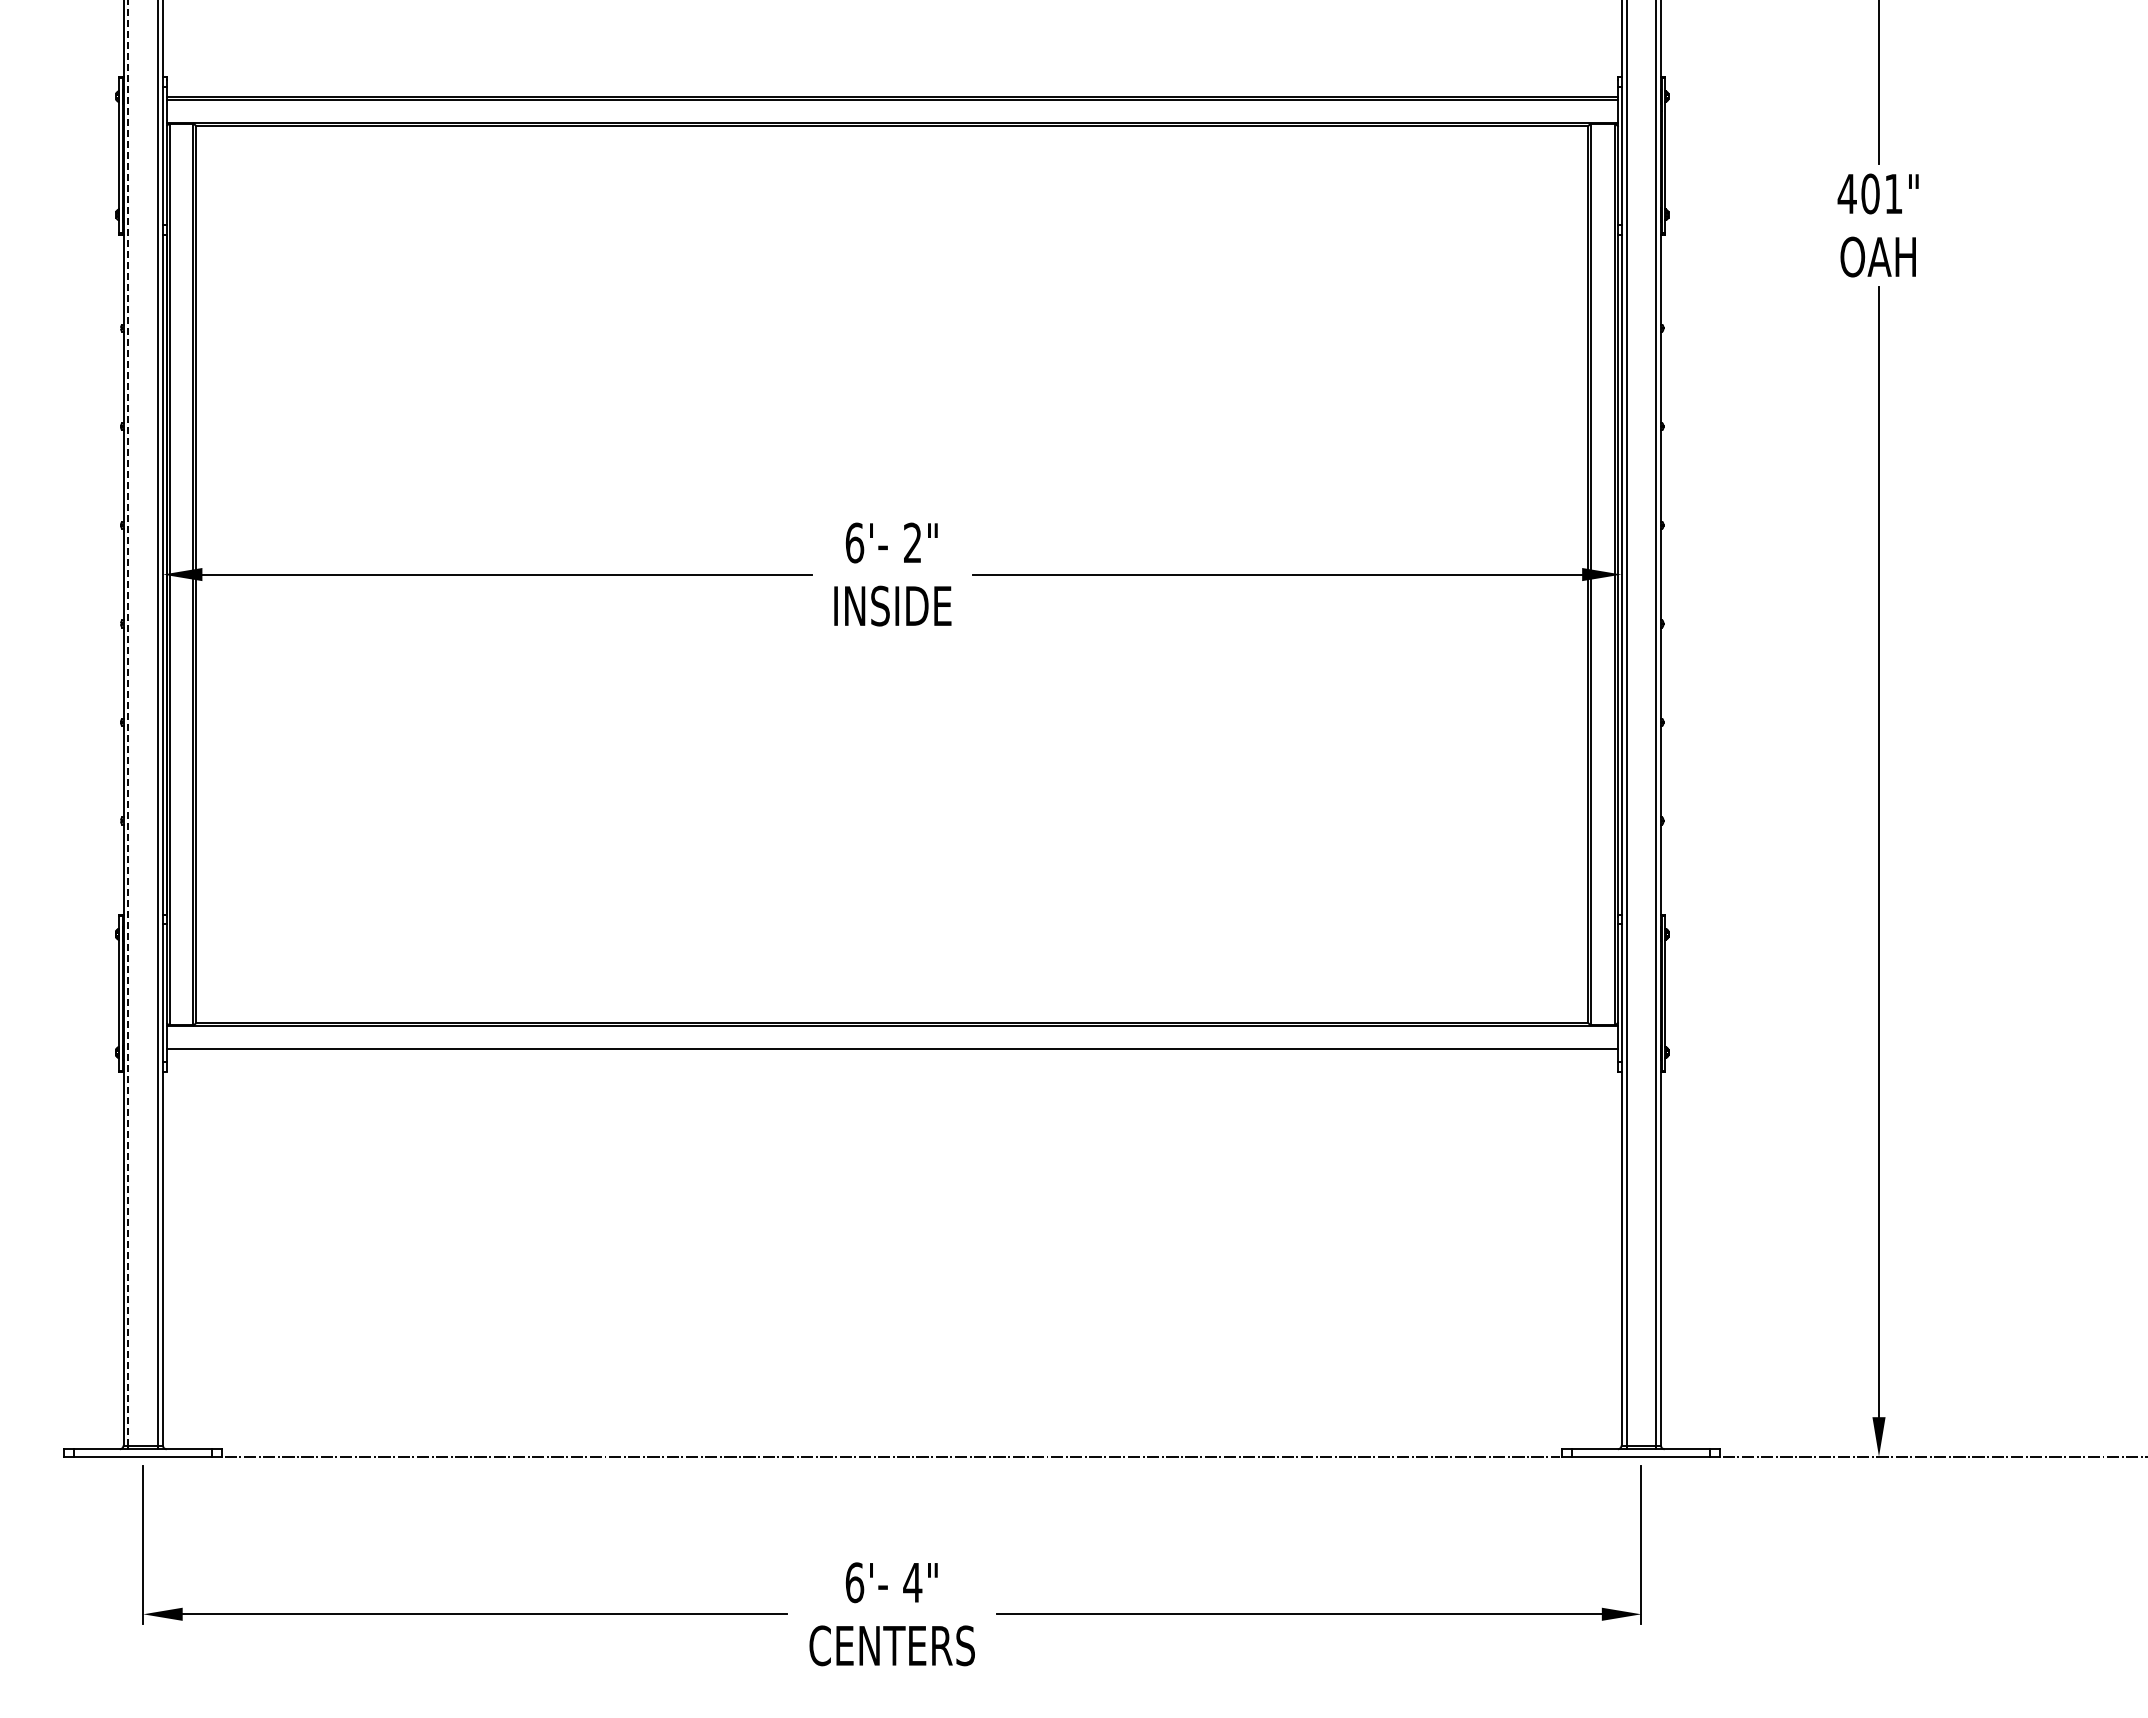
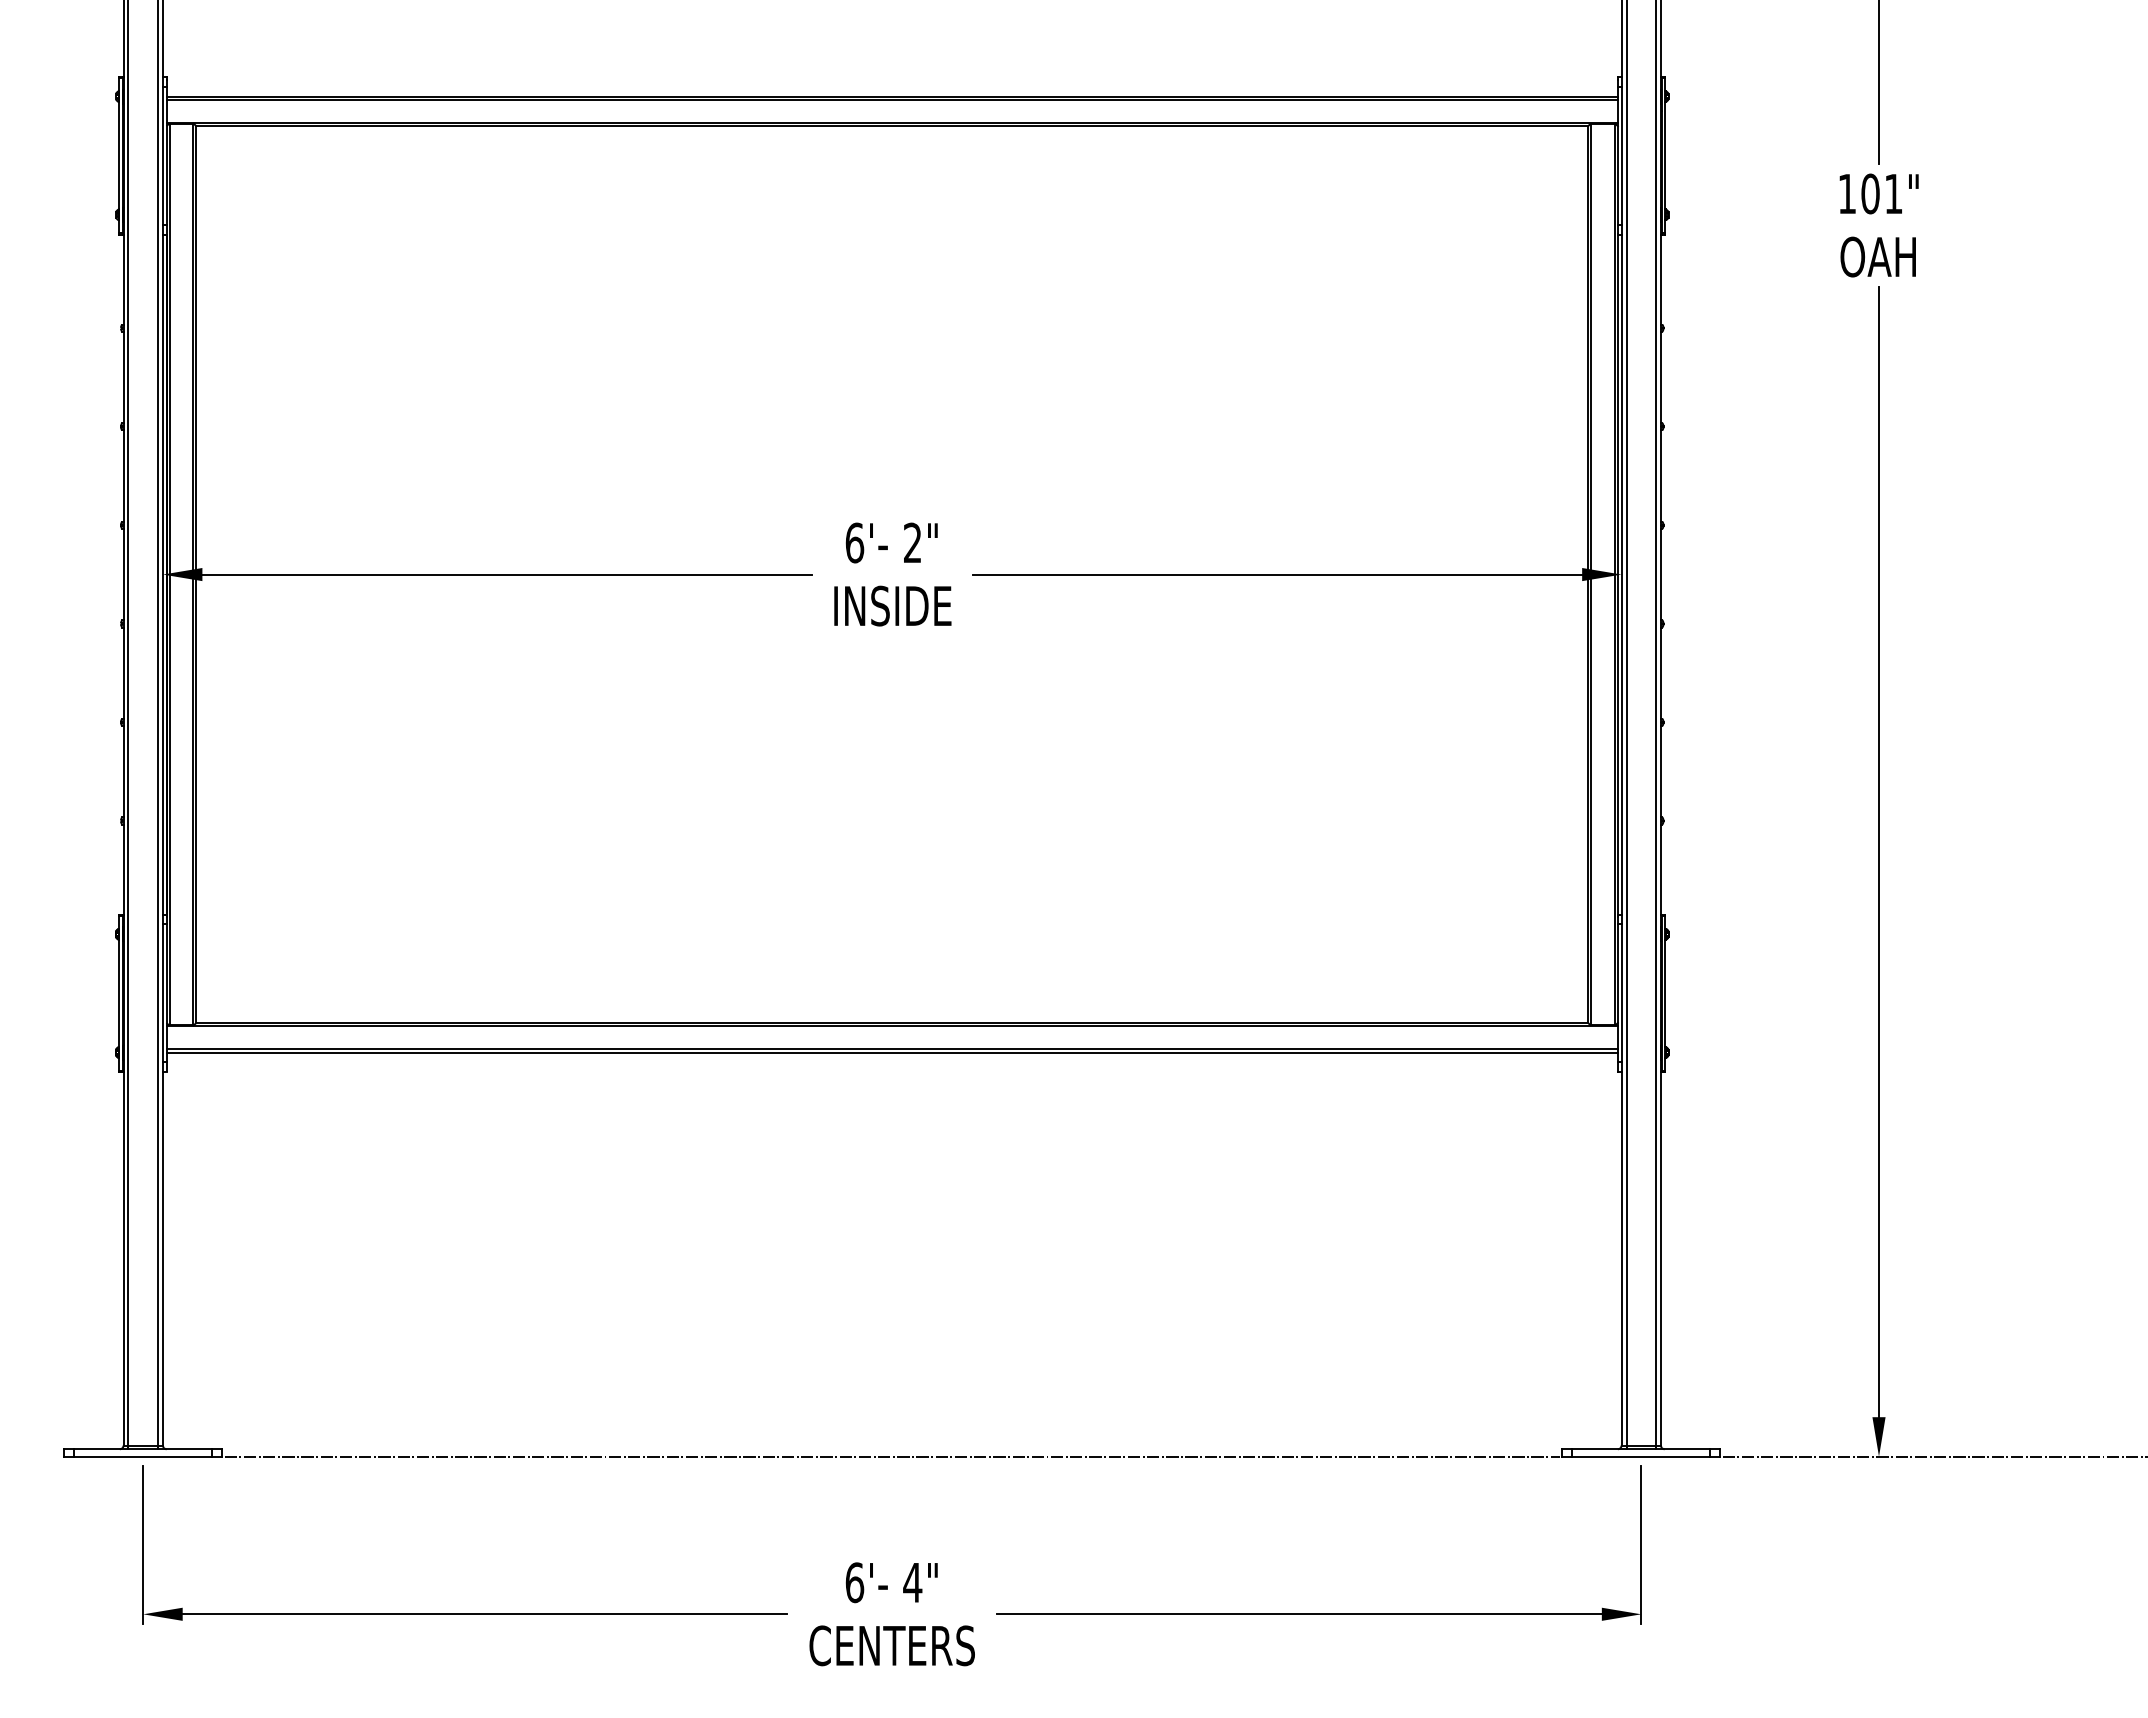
text: 401" -> 101" (1846, 193)
line: dashed -> solid (128, 722)
line: none -> present (891, 1052)
